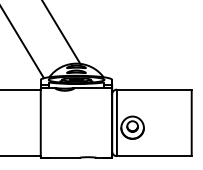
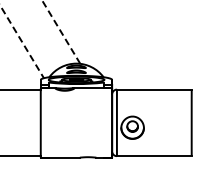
line: solid -> dashed (61, 32)
line: solid -> dashed (22, 42)
